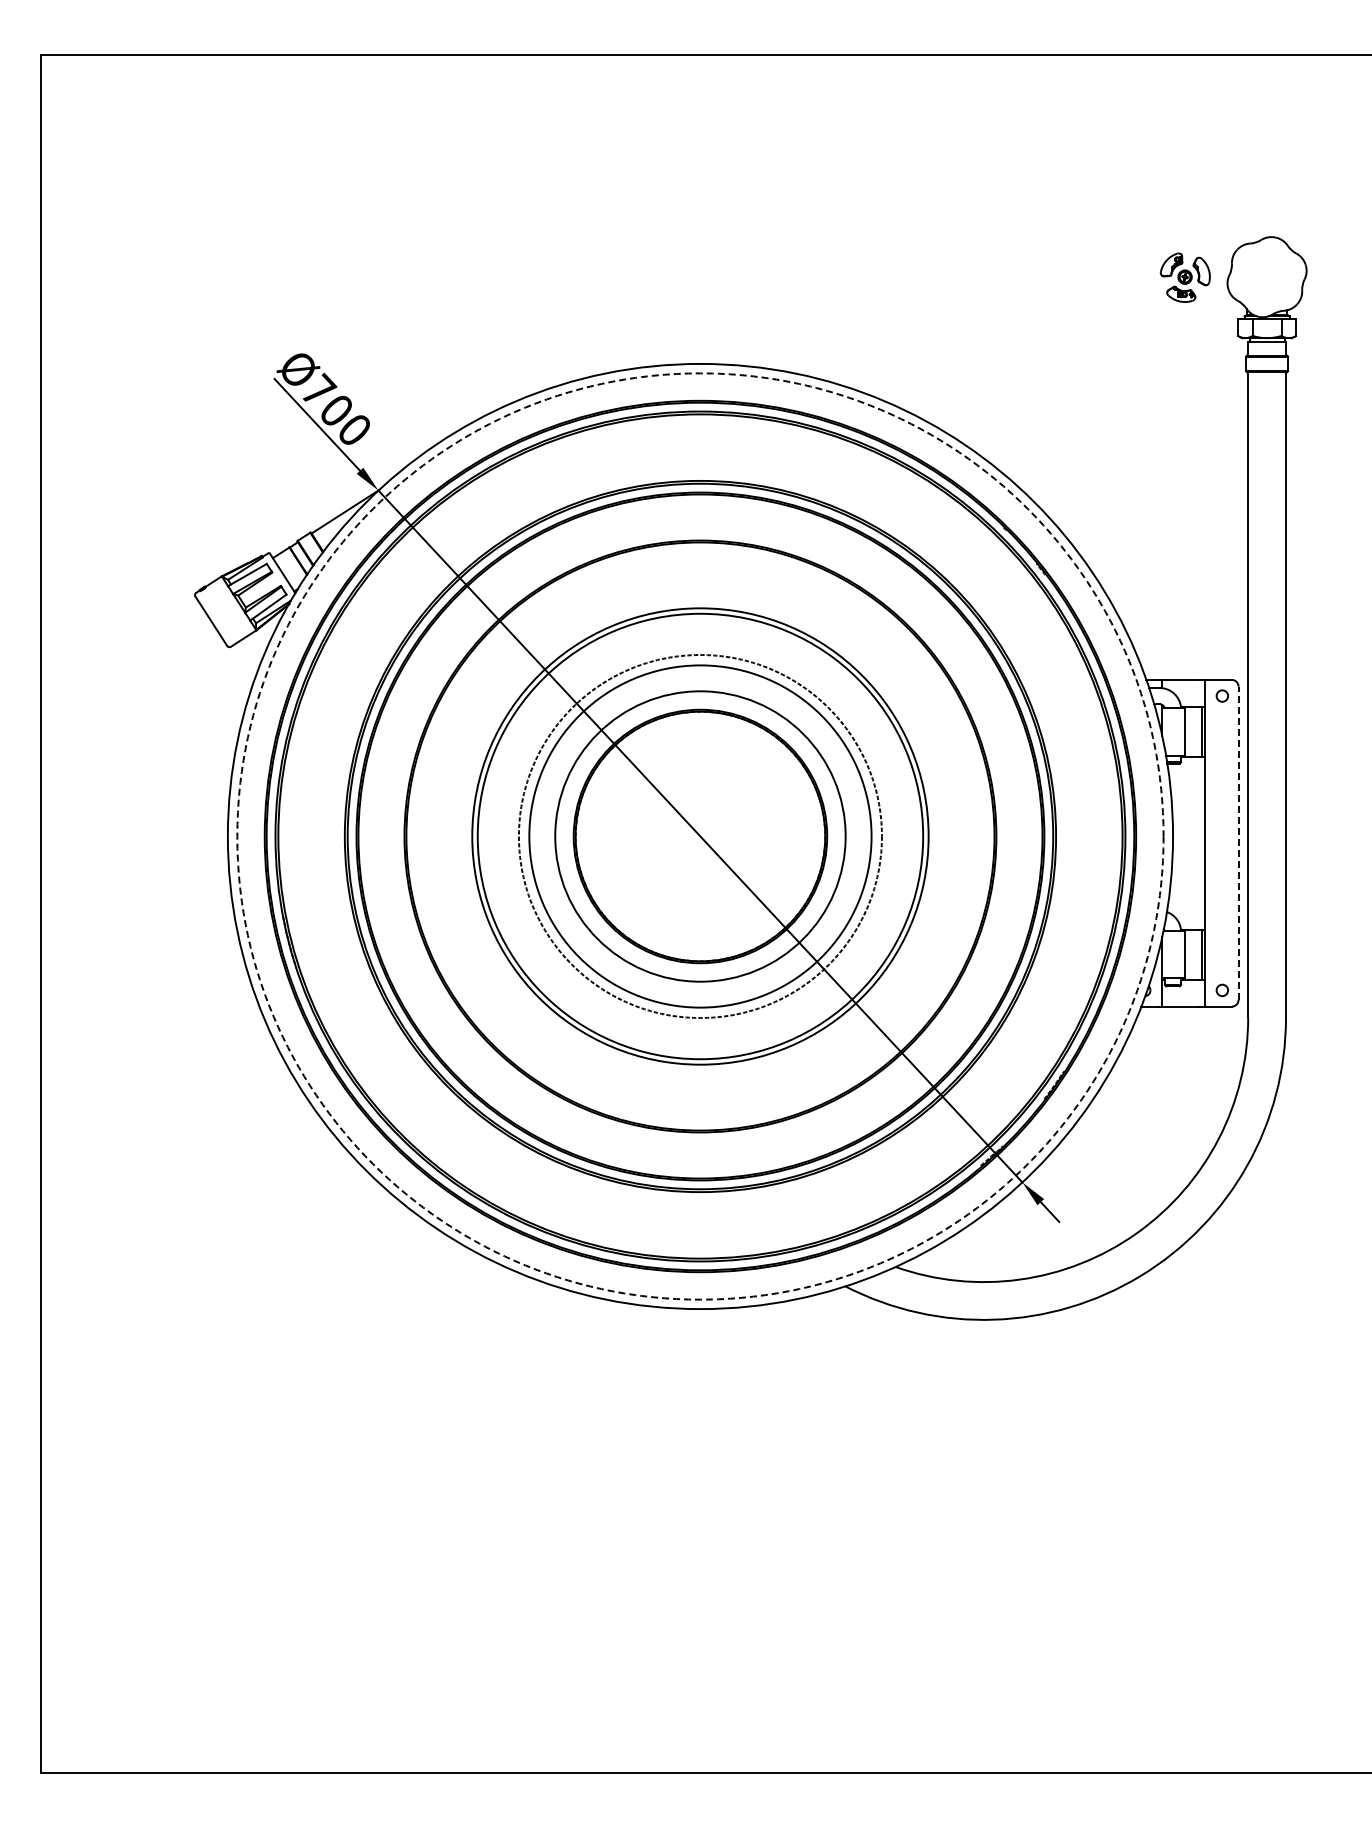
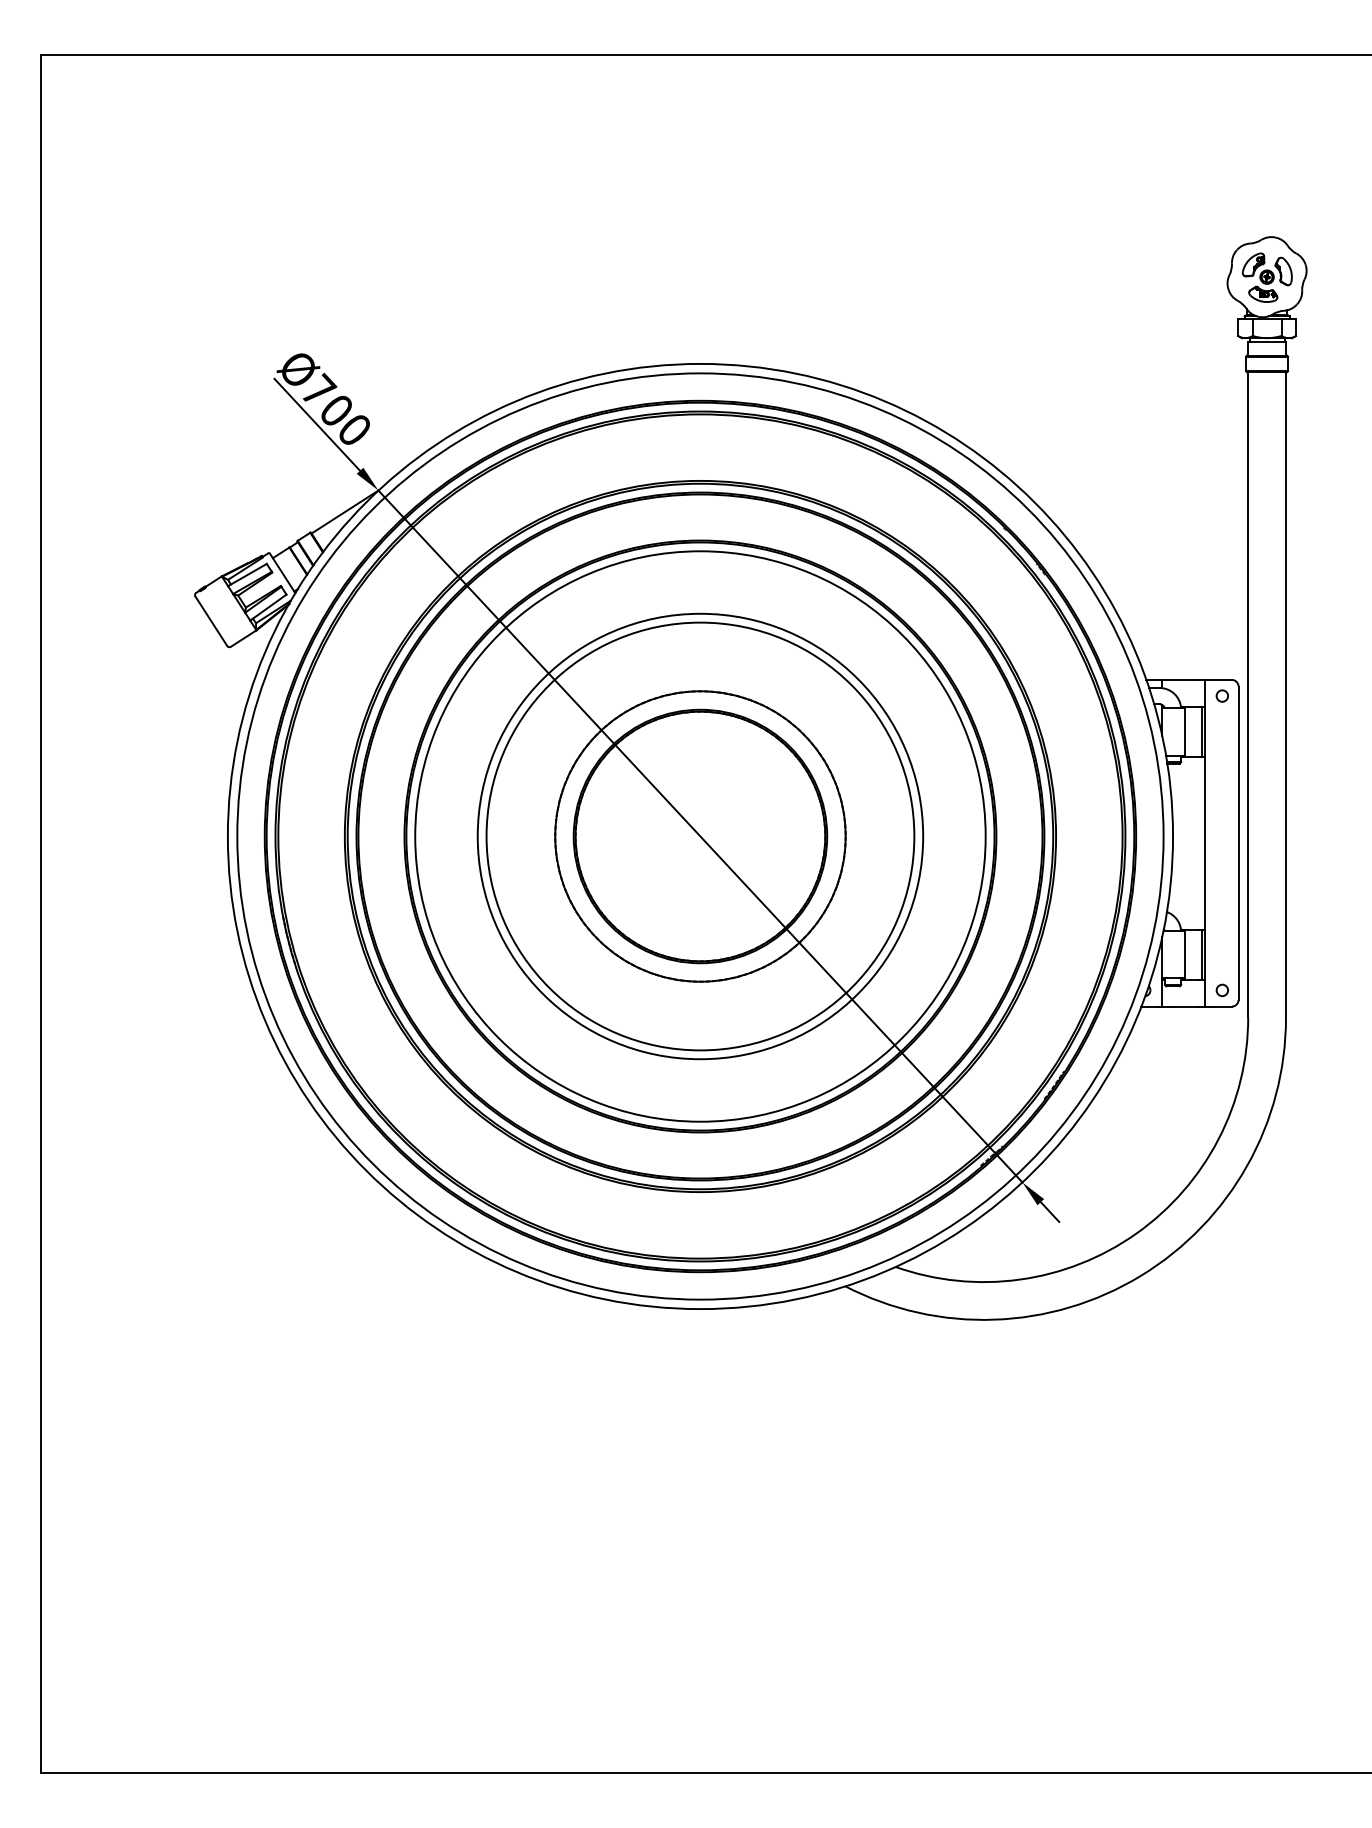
part position: (1184, 277) -> (1266, 277) (1266, 277)
circle diameter: 363 px -> 290 px (700, 836)
circle diameter: 342 px -> 428 px (700, 836)
circle diameter: 456 px -> 570 px (700, 836)
circle: dashed -> solid (700, 836)
line: dashed -> solid (1238, 843)
